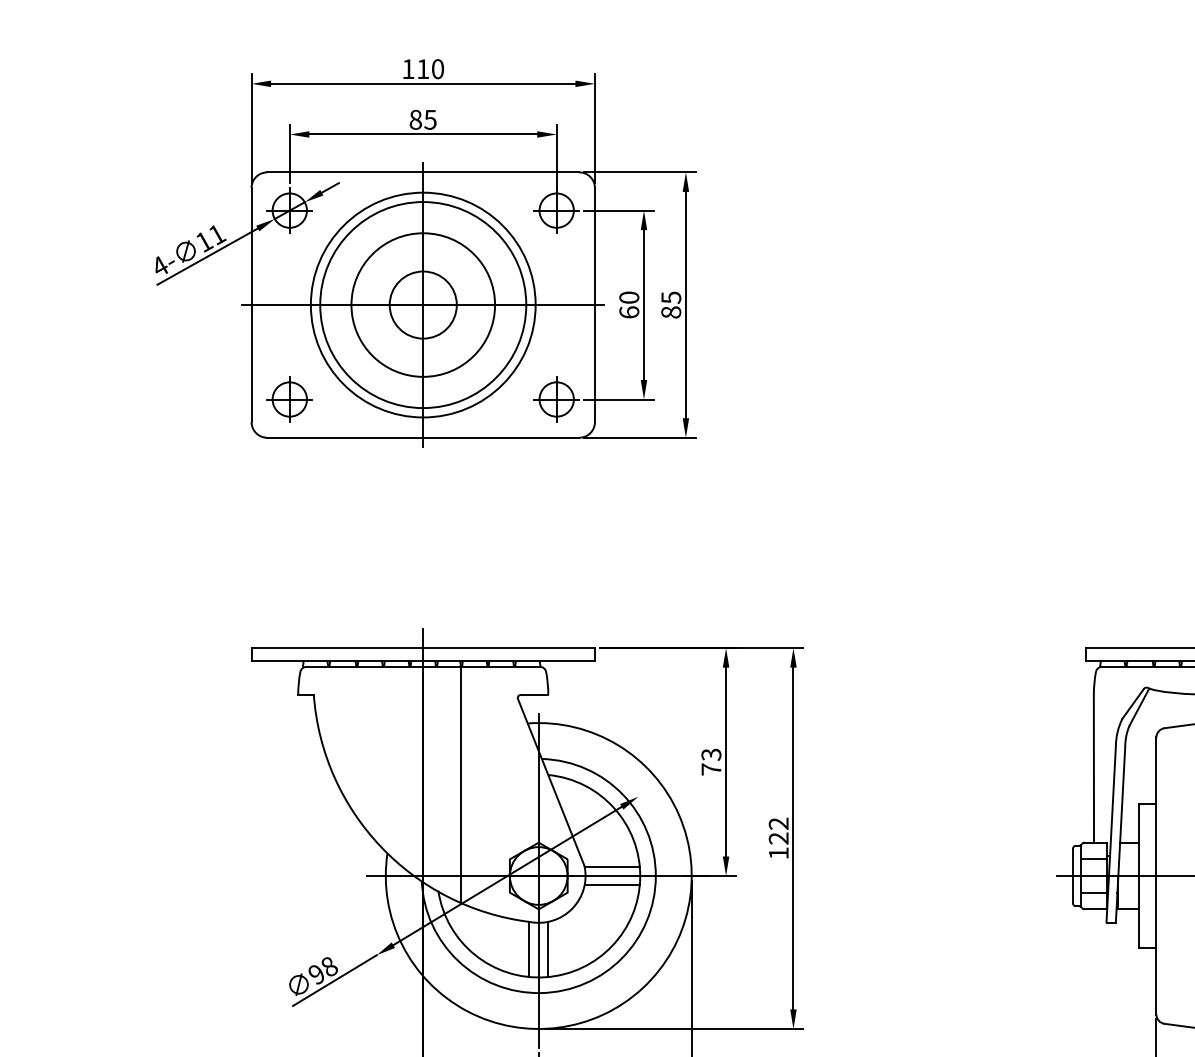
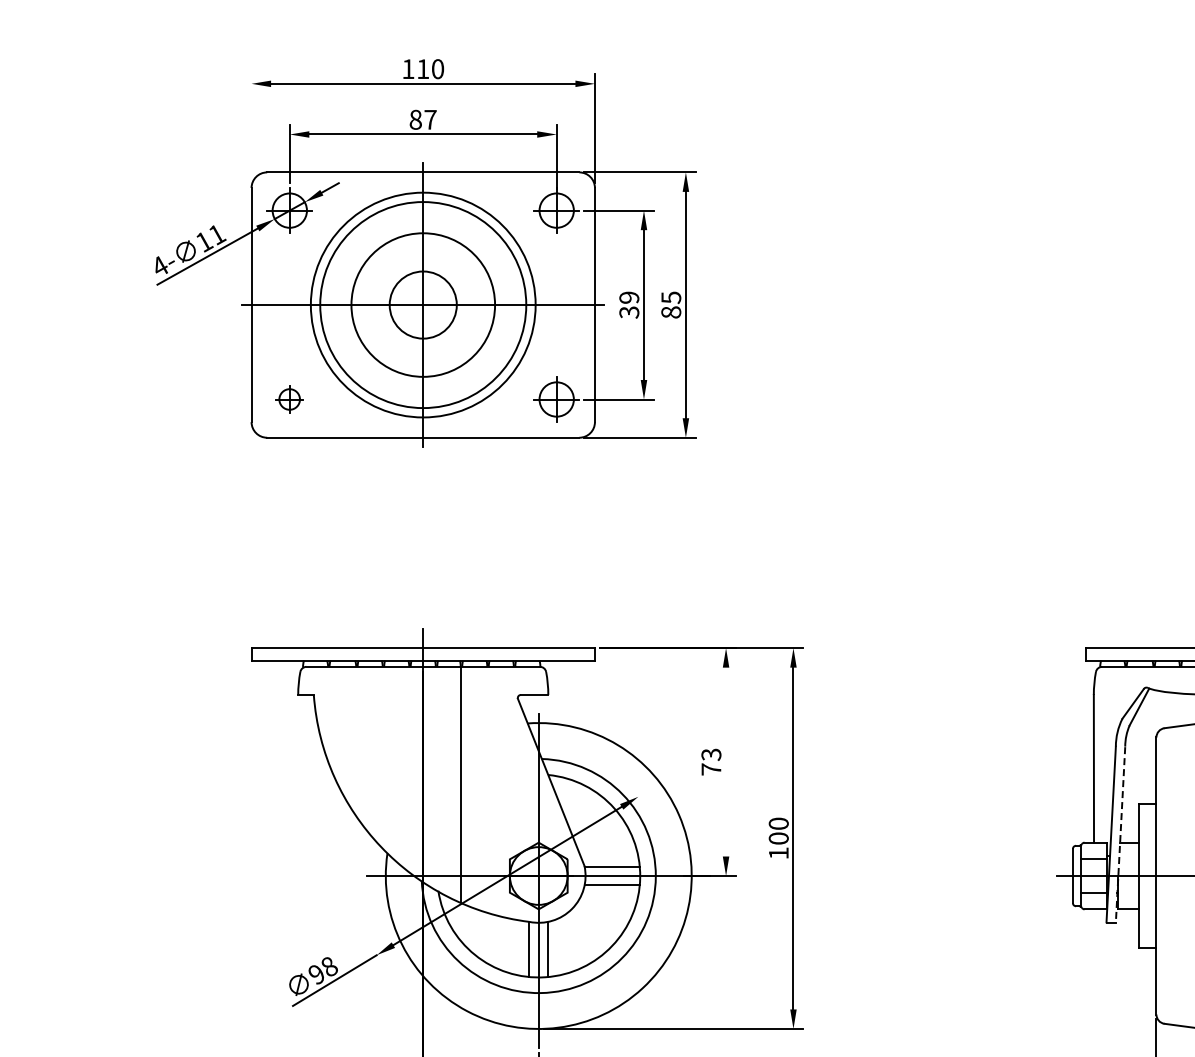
text: 85 -> 87 (430, 119)
line: present -> none (251, 128)
text: 60 -> 39 (629, 304)
part size: 47x47 px -> 29x29 px (289, 399)
line: present -> none (726, 761)
text: 122 -> 100 (778, 830)
line: solid -> dashed (1120, 835)
line: present -> none (691, 966)
